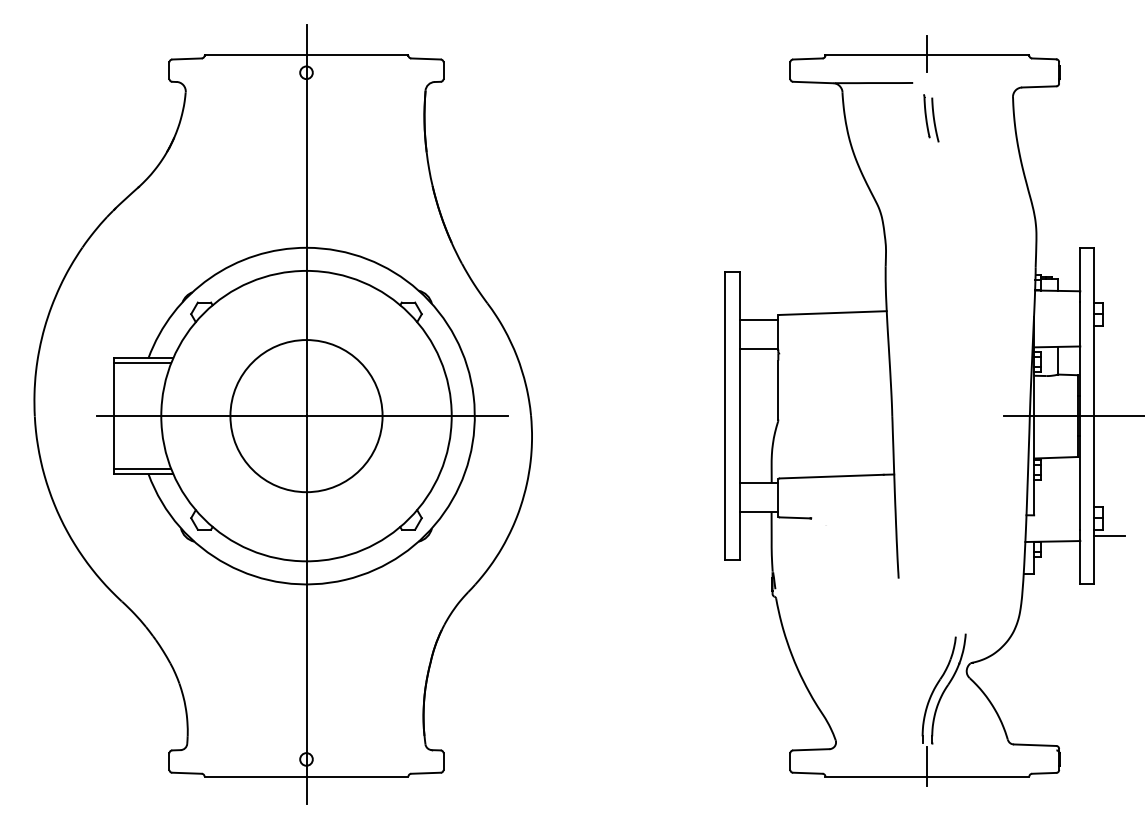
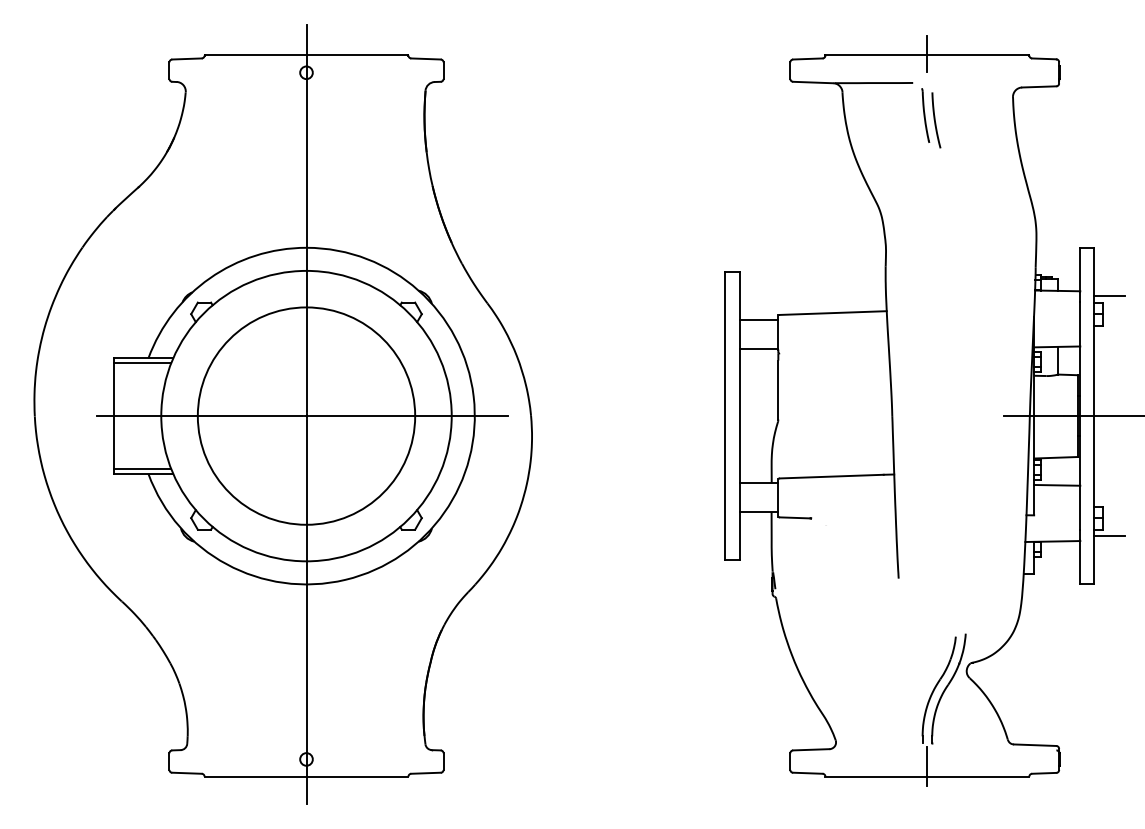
part size: 17x49 px -> 21x61 px (931, 118)
line: none -> present (1109, 295)
circle diameter: 152 px -> 217 px (306, 415)
line: none -> present (1057, 484)
